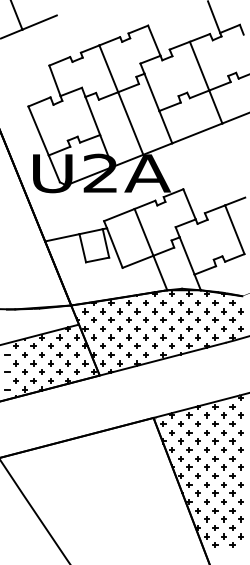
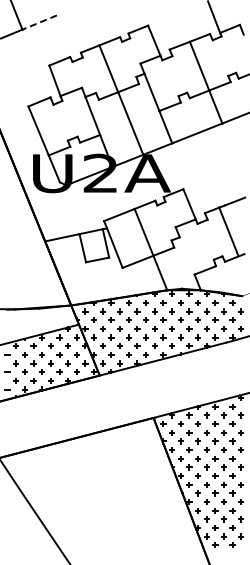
line: solid -> dashed (39, 22)
line position: (234, 229) -> (228, 231) (228, 231)
line: present -> none (186, 255)
